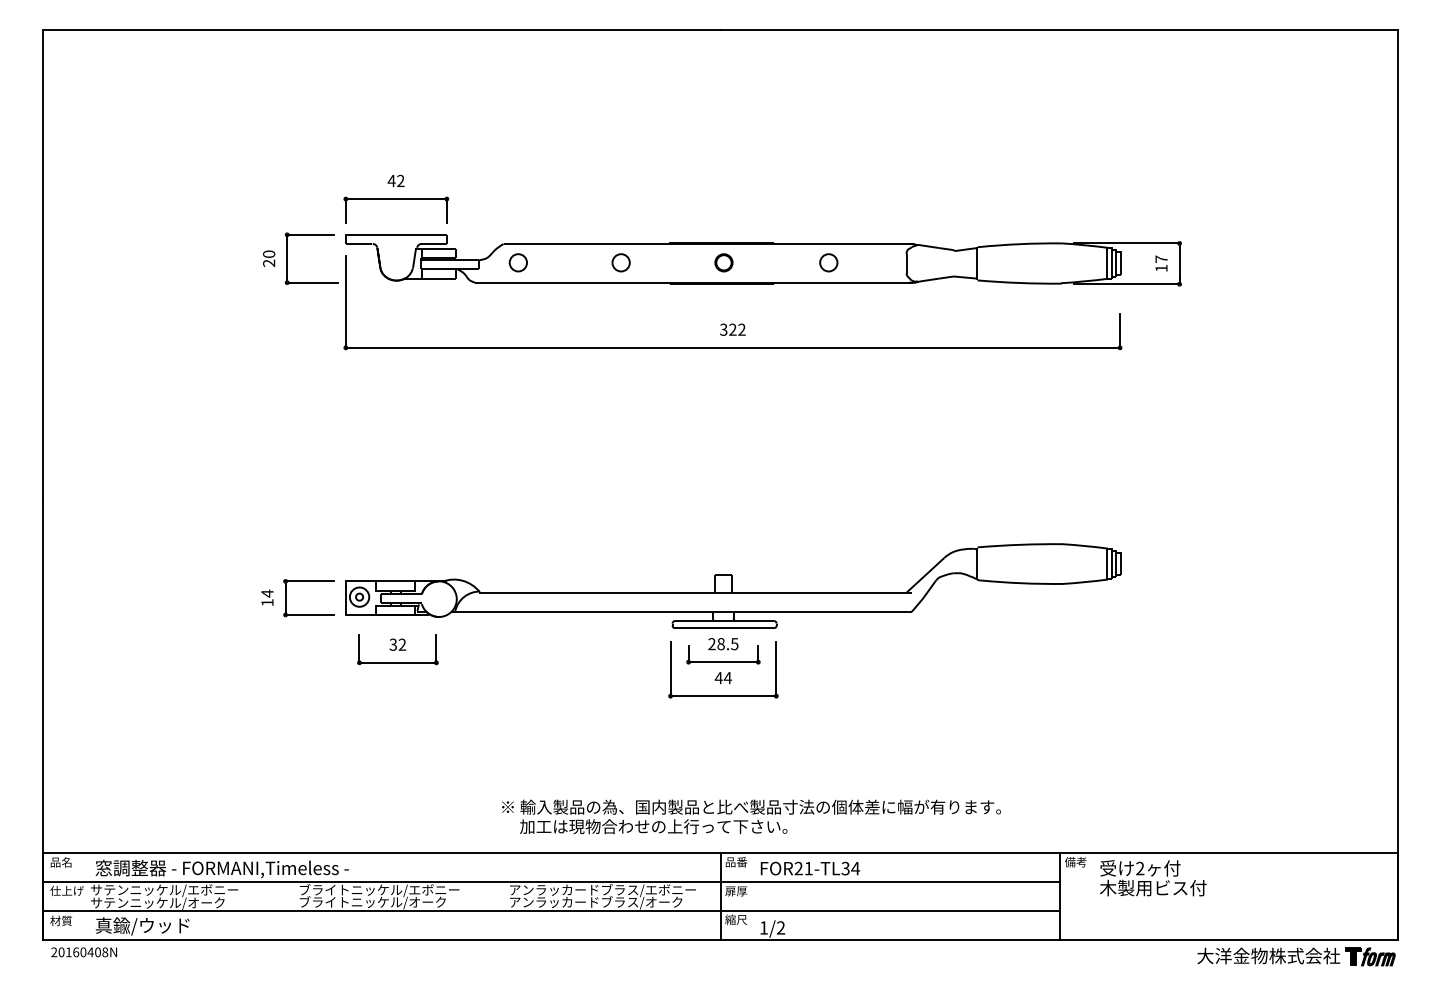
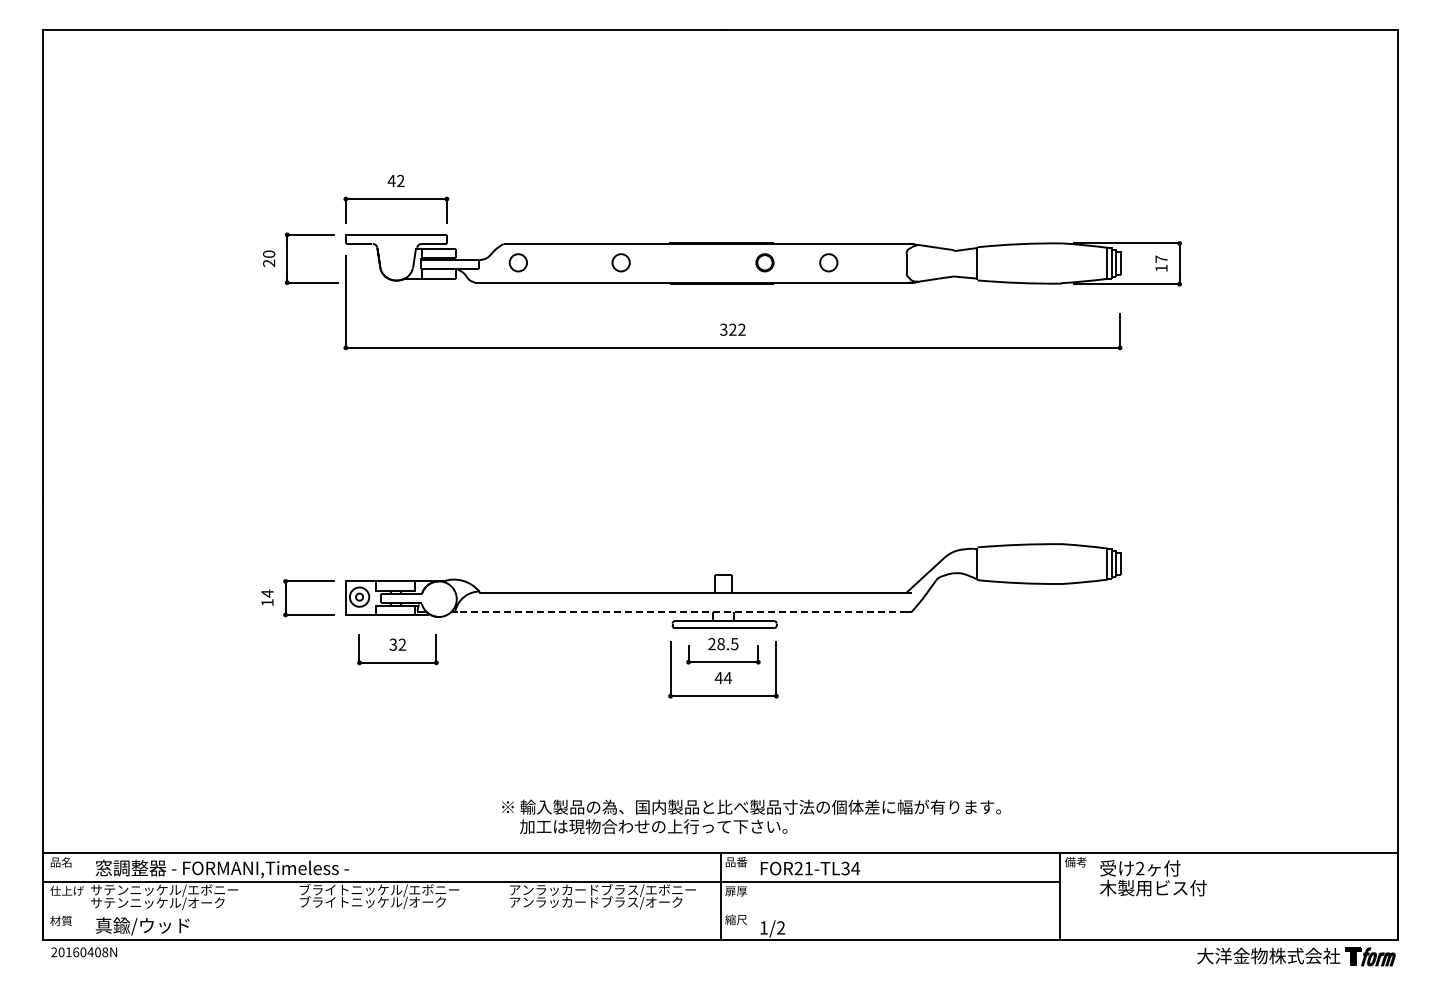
part position: (723, 262) -> (764, 262) (764, 262)
line: solid -> dashed (681, 611)
line: present -> none (551, 910)
